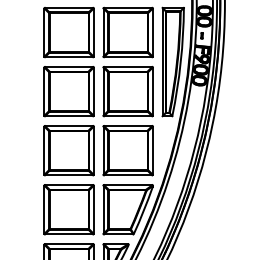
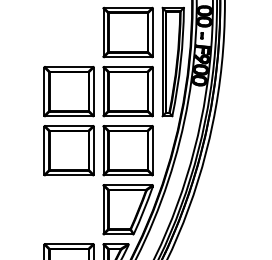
part: present -> none (68, 32)
part: present -> none (68, 209)
